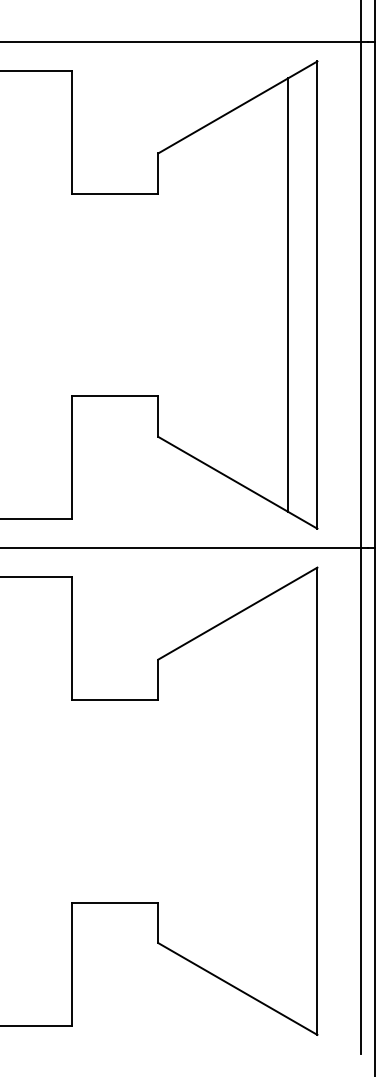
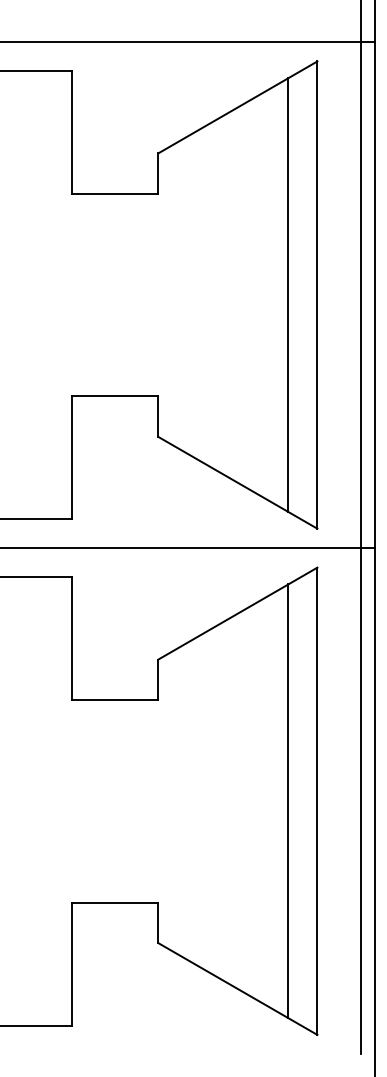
line: none -> present (288, 801)
